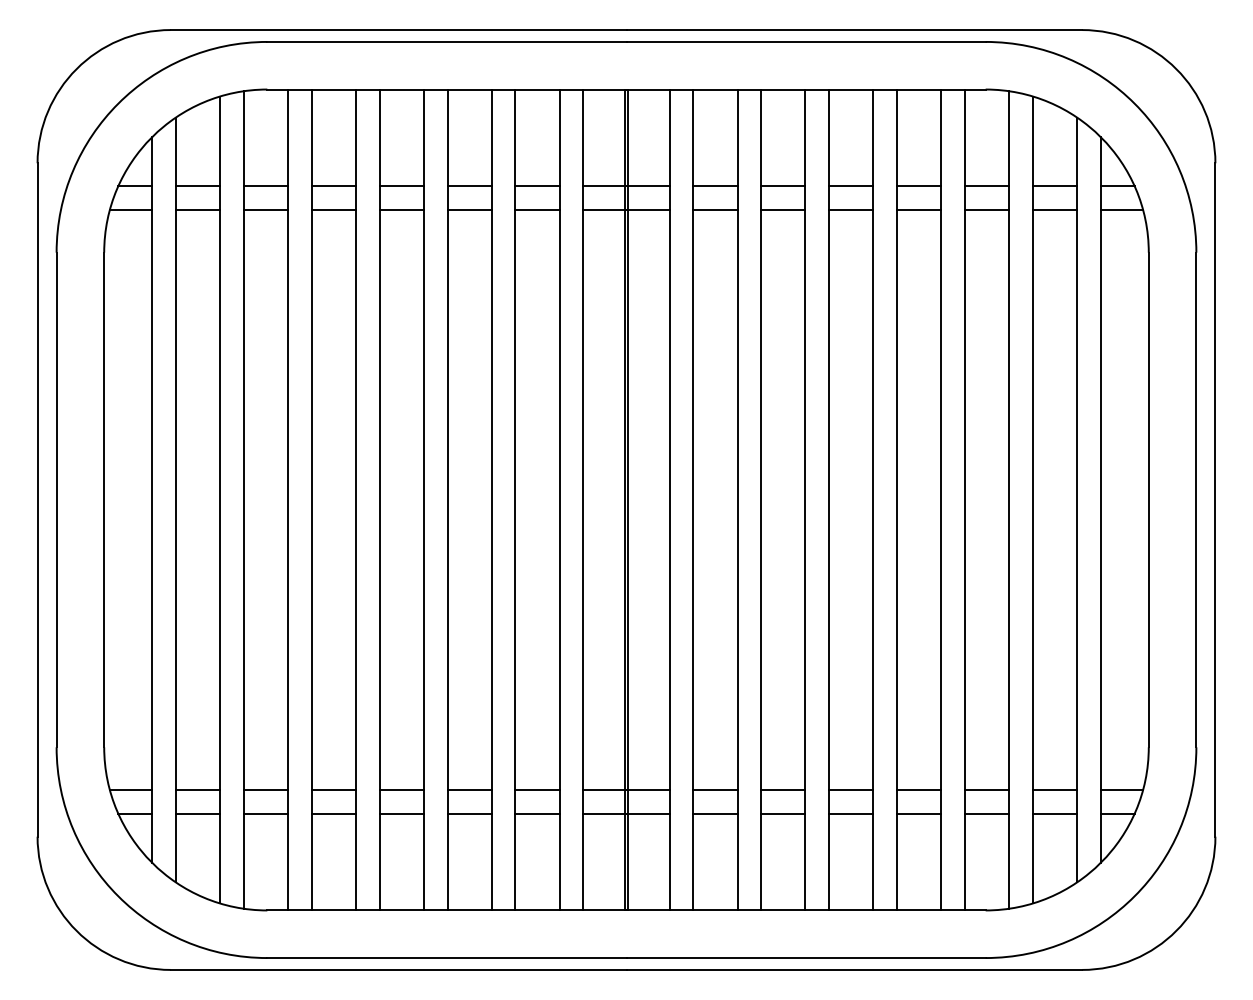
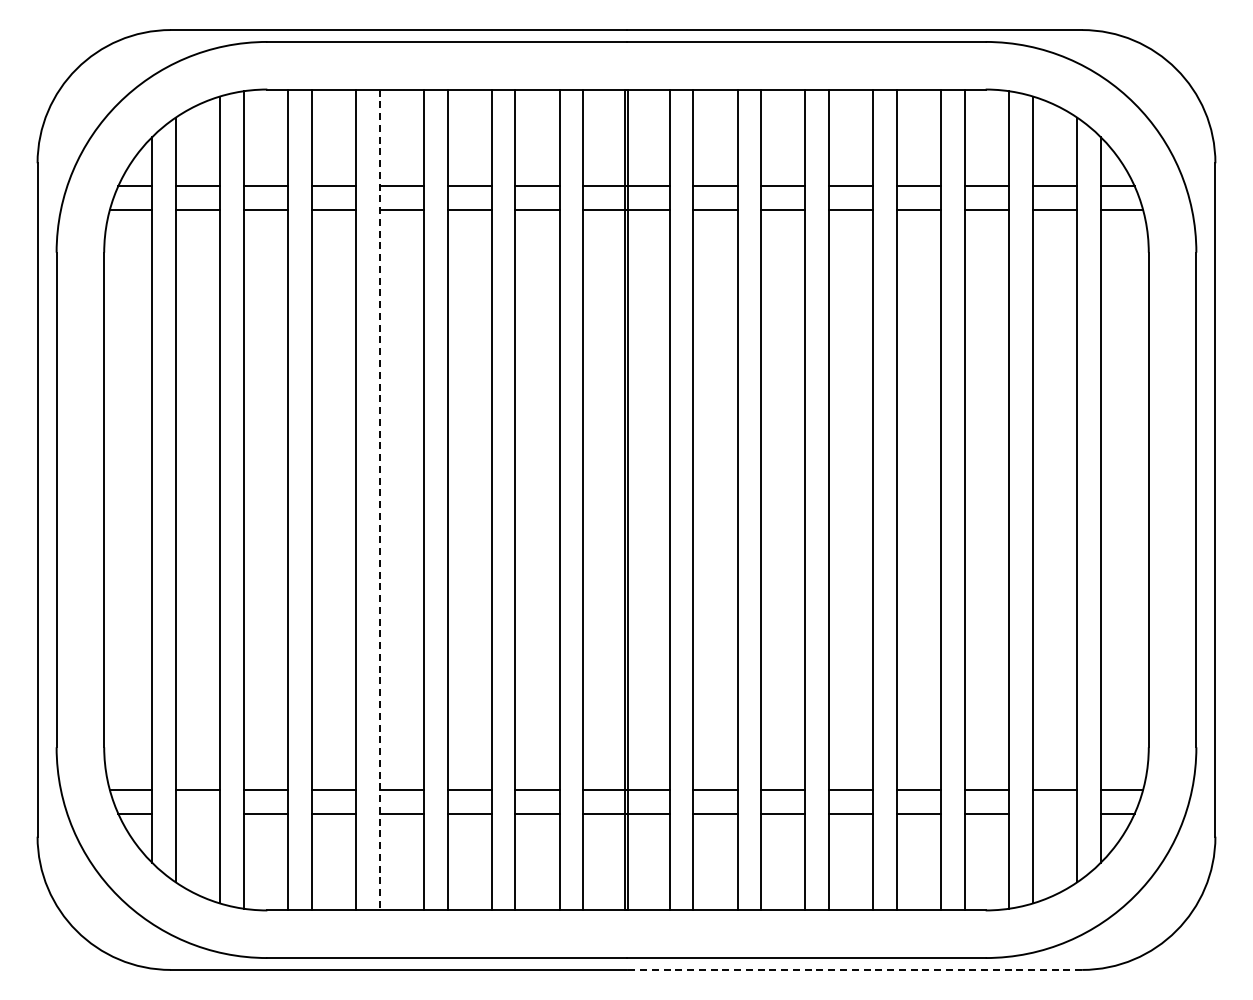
line: solid -> dashed (379, 500)
line: present -> none (197, 813)
line: present -> none (1055, 813)
line: solid -> dashed (854, 969)
